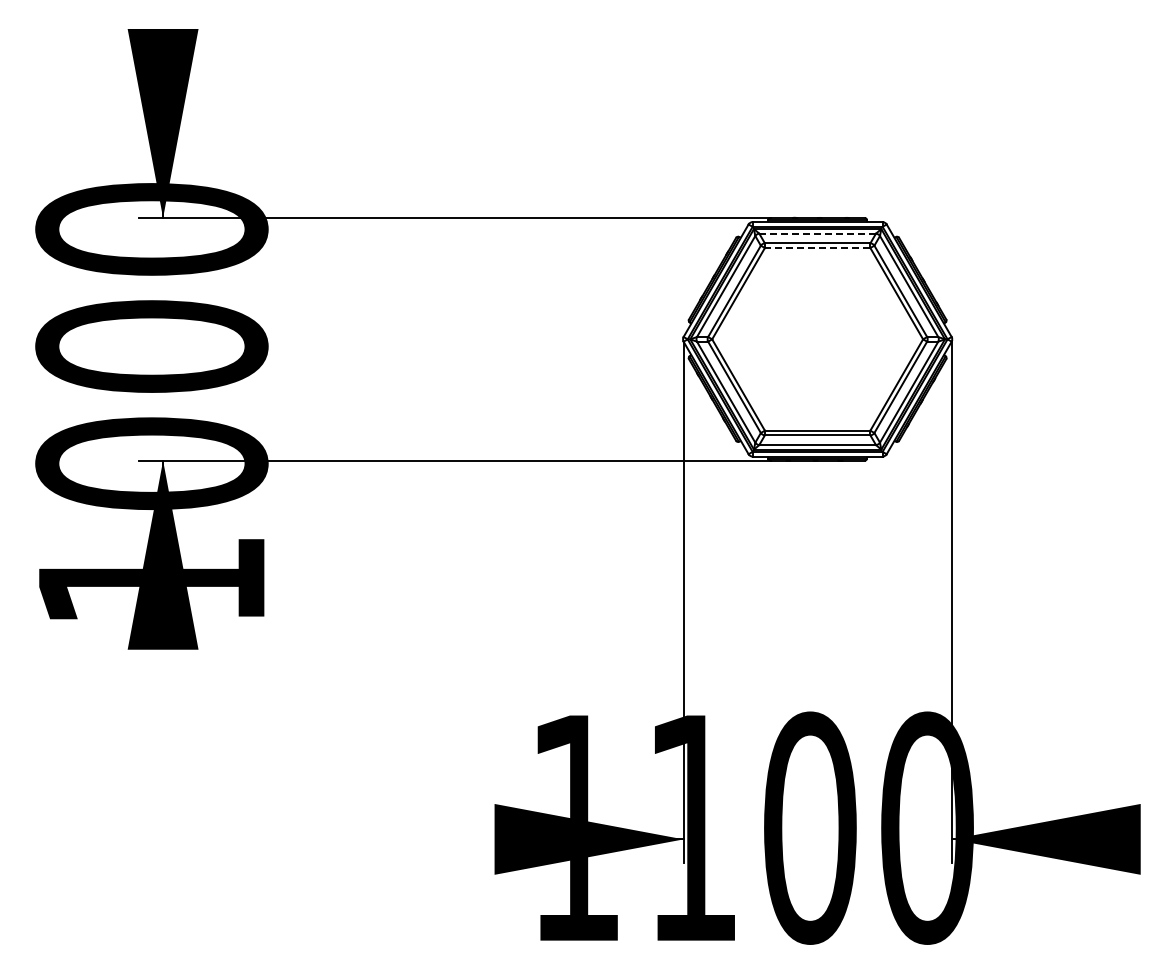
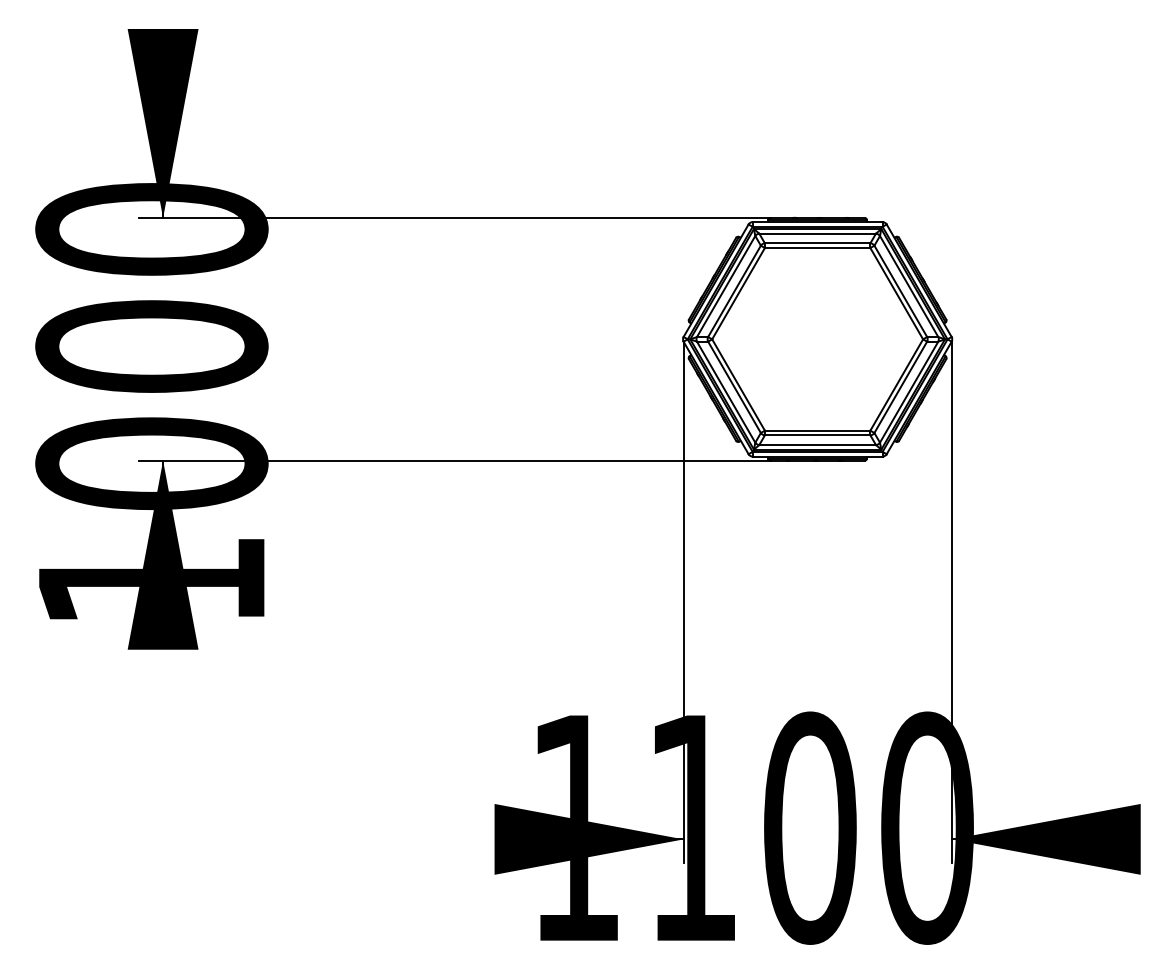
line: dashed -> solid (817, 233)
line: dashed -> solid (817, 248)
